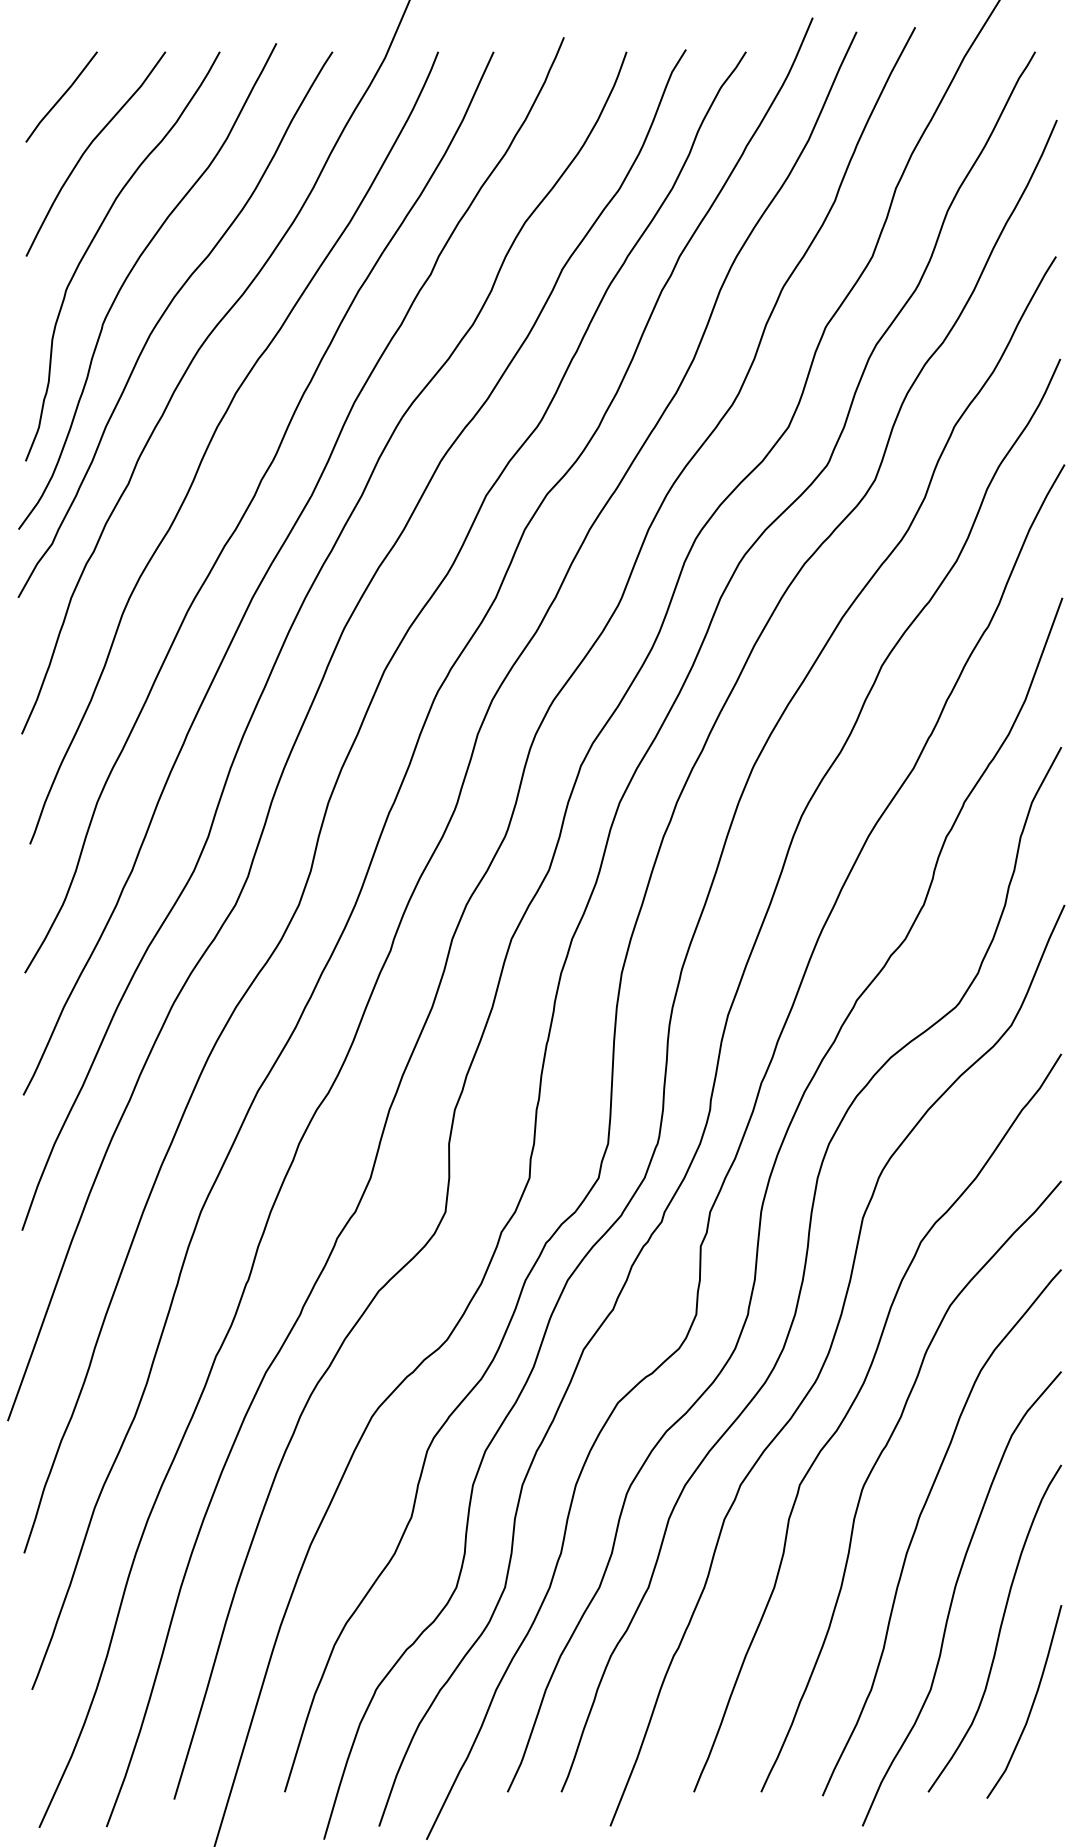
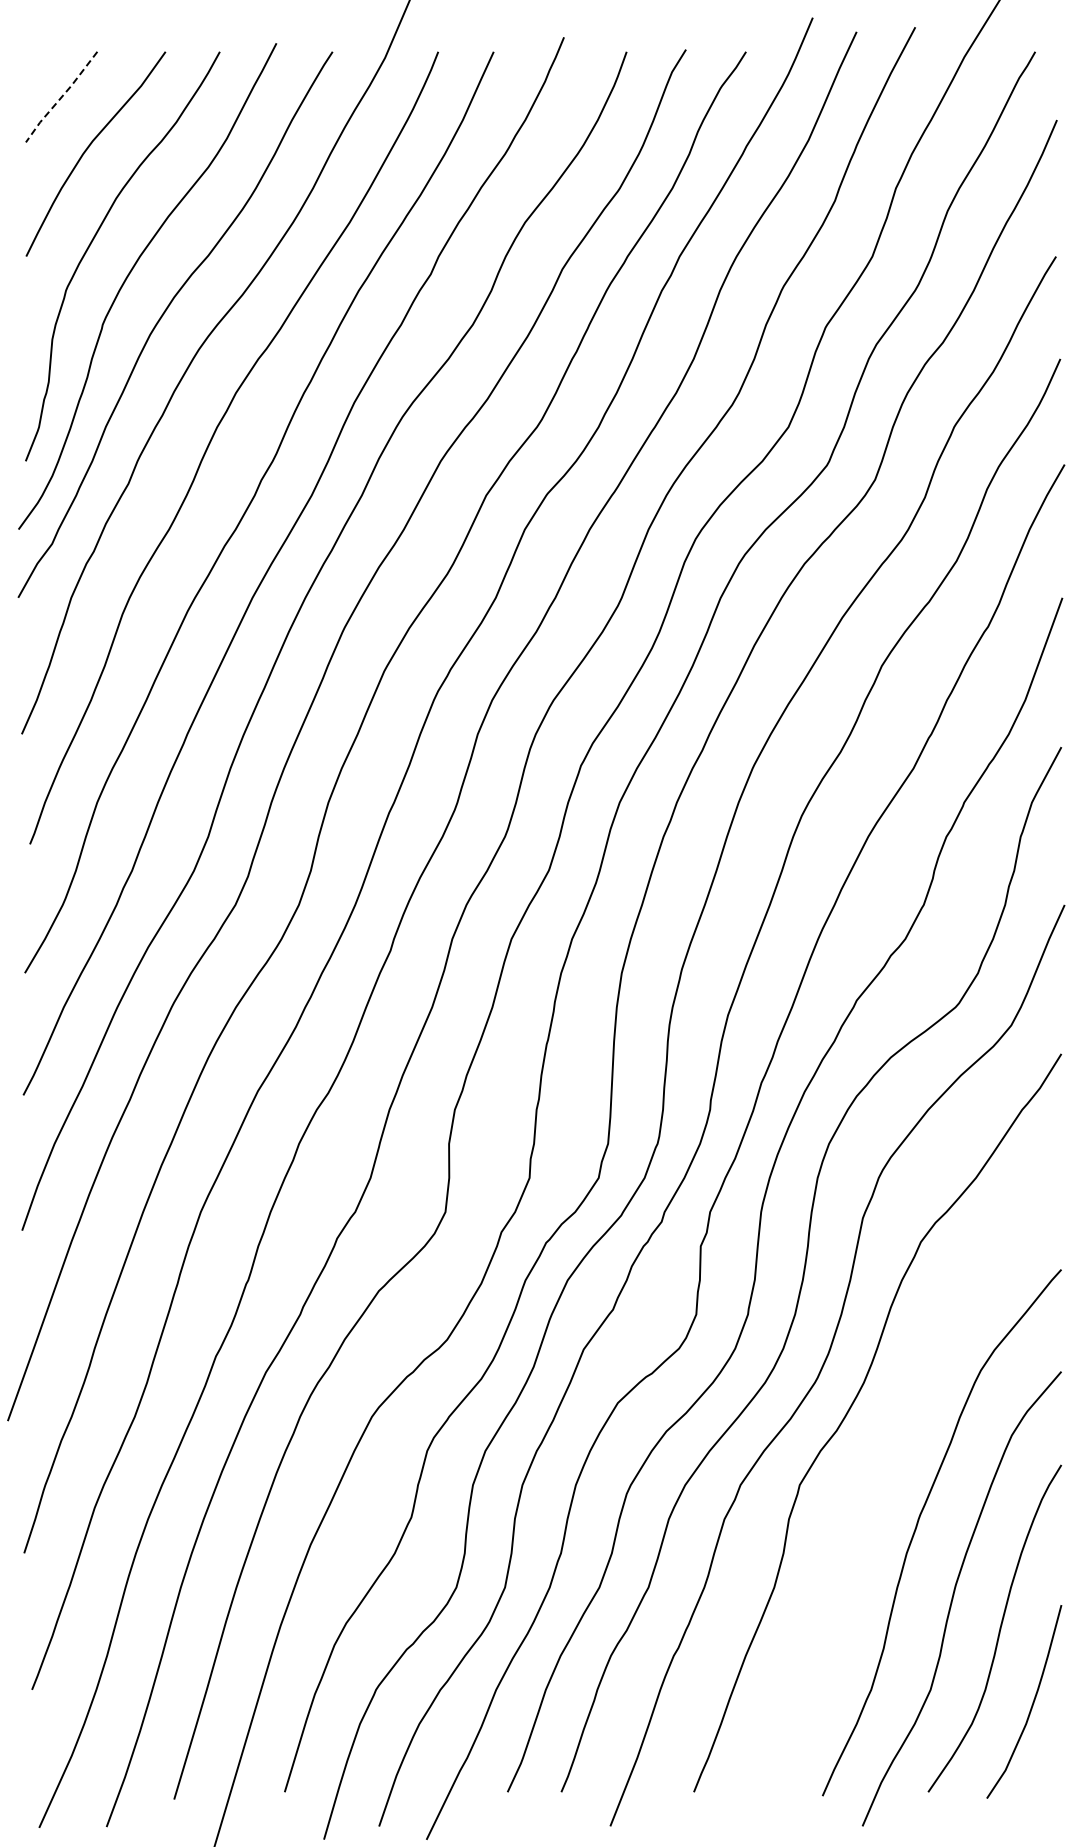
line: solid -> dashed (61, 97)
curve: present -> none (874, 1467)
